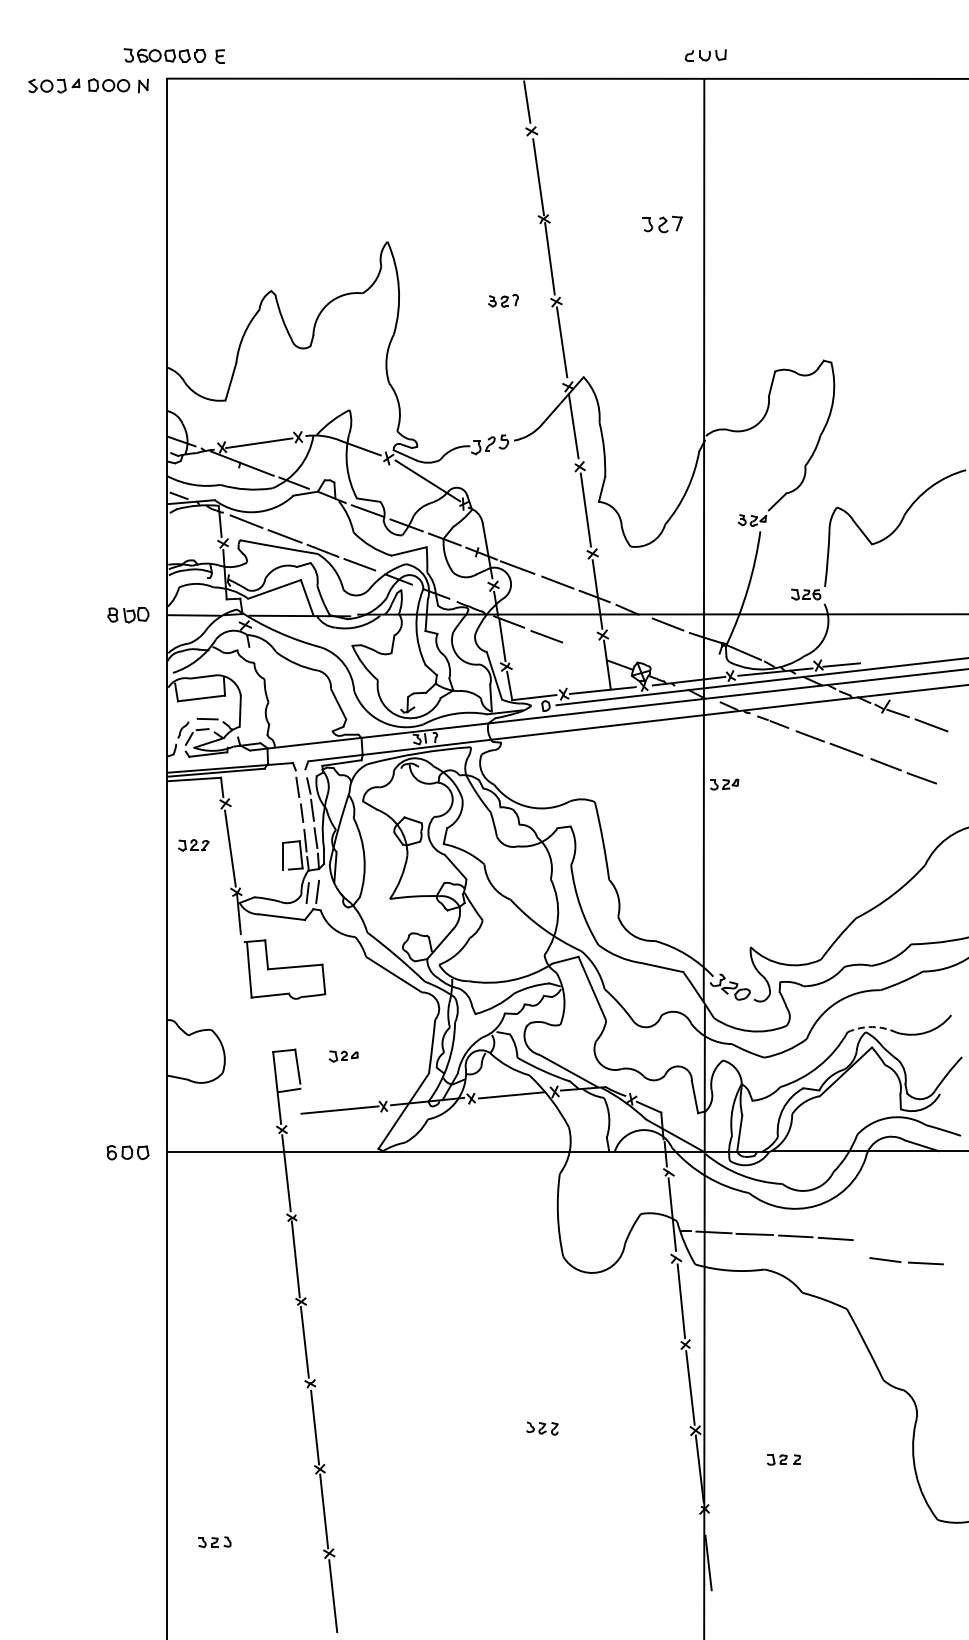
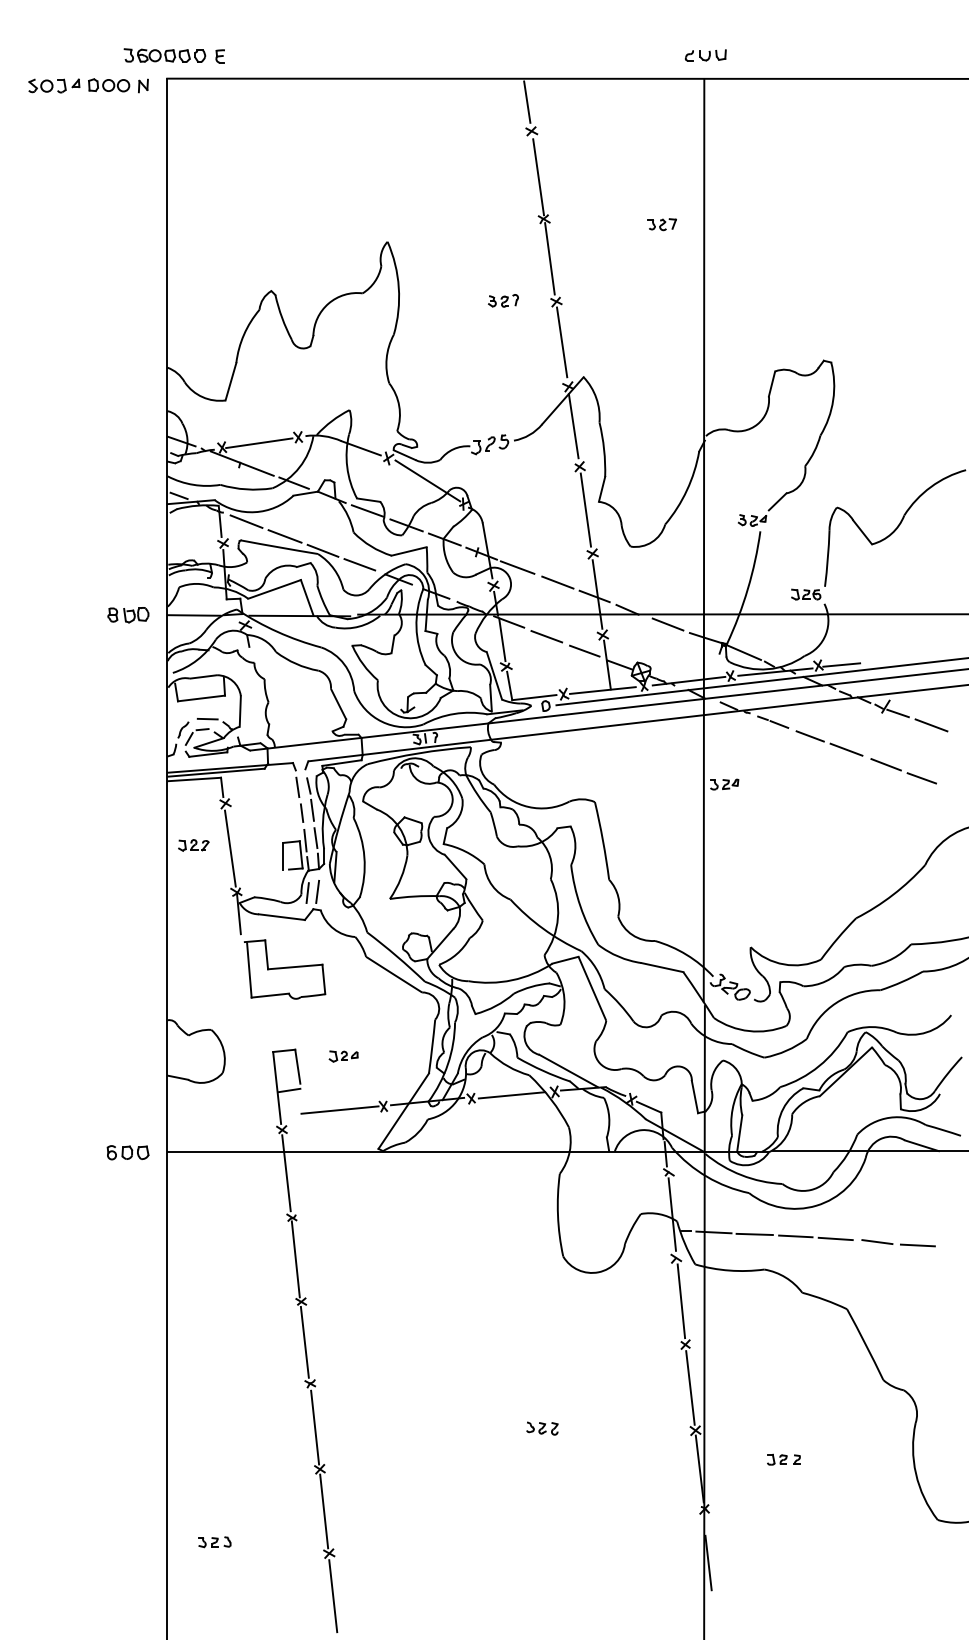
part size: 41x19 px -> 30x14 px (661, 224)
line: none -> present (584, 650)
arc: dashed -> solid (872, 1027)
part position: (906, 1261) -> (898, 1243) (898, 1243)
